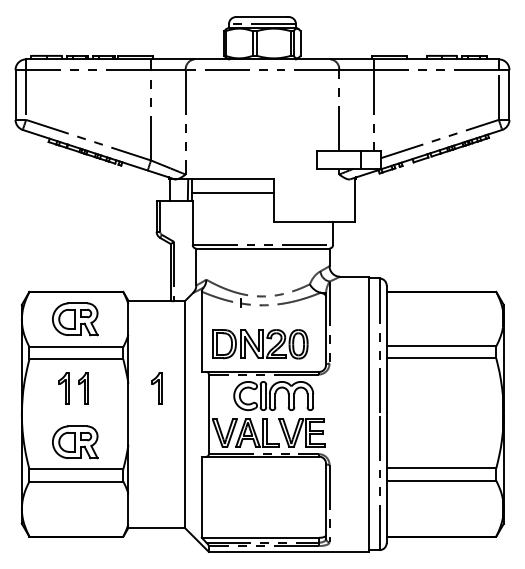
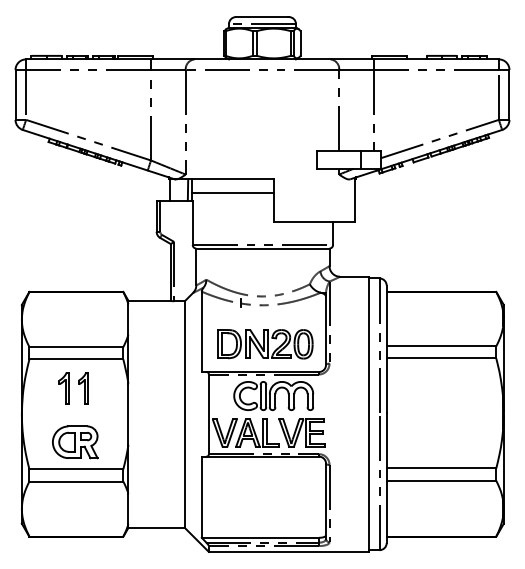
part: present -> none (75, 319)
part position: (260, 344) -> (265, 344) (265, 344)
part: present -> none (156, 388)
